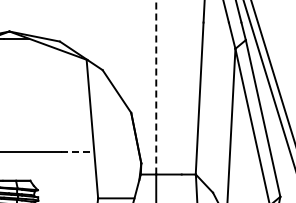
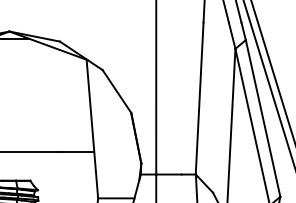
line: dashed -> solid (156, 87)
line: dashed -> solid (78, 152)
